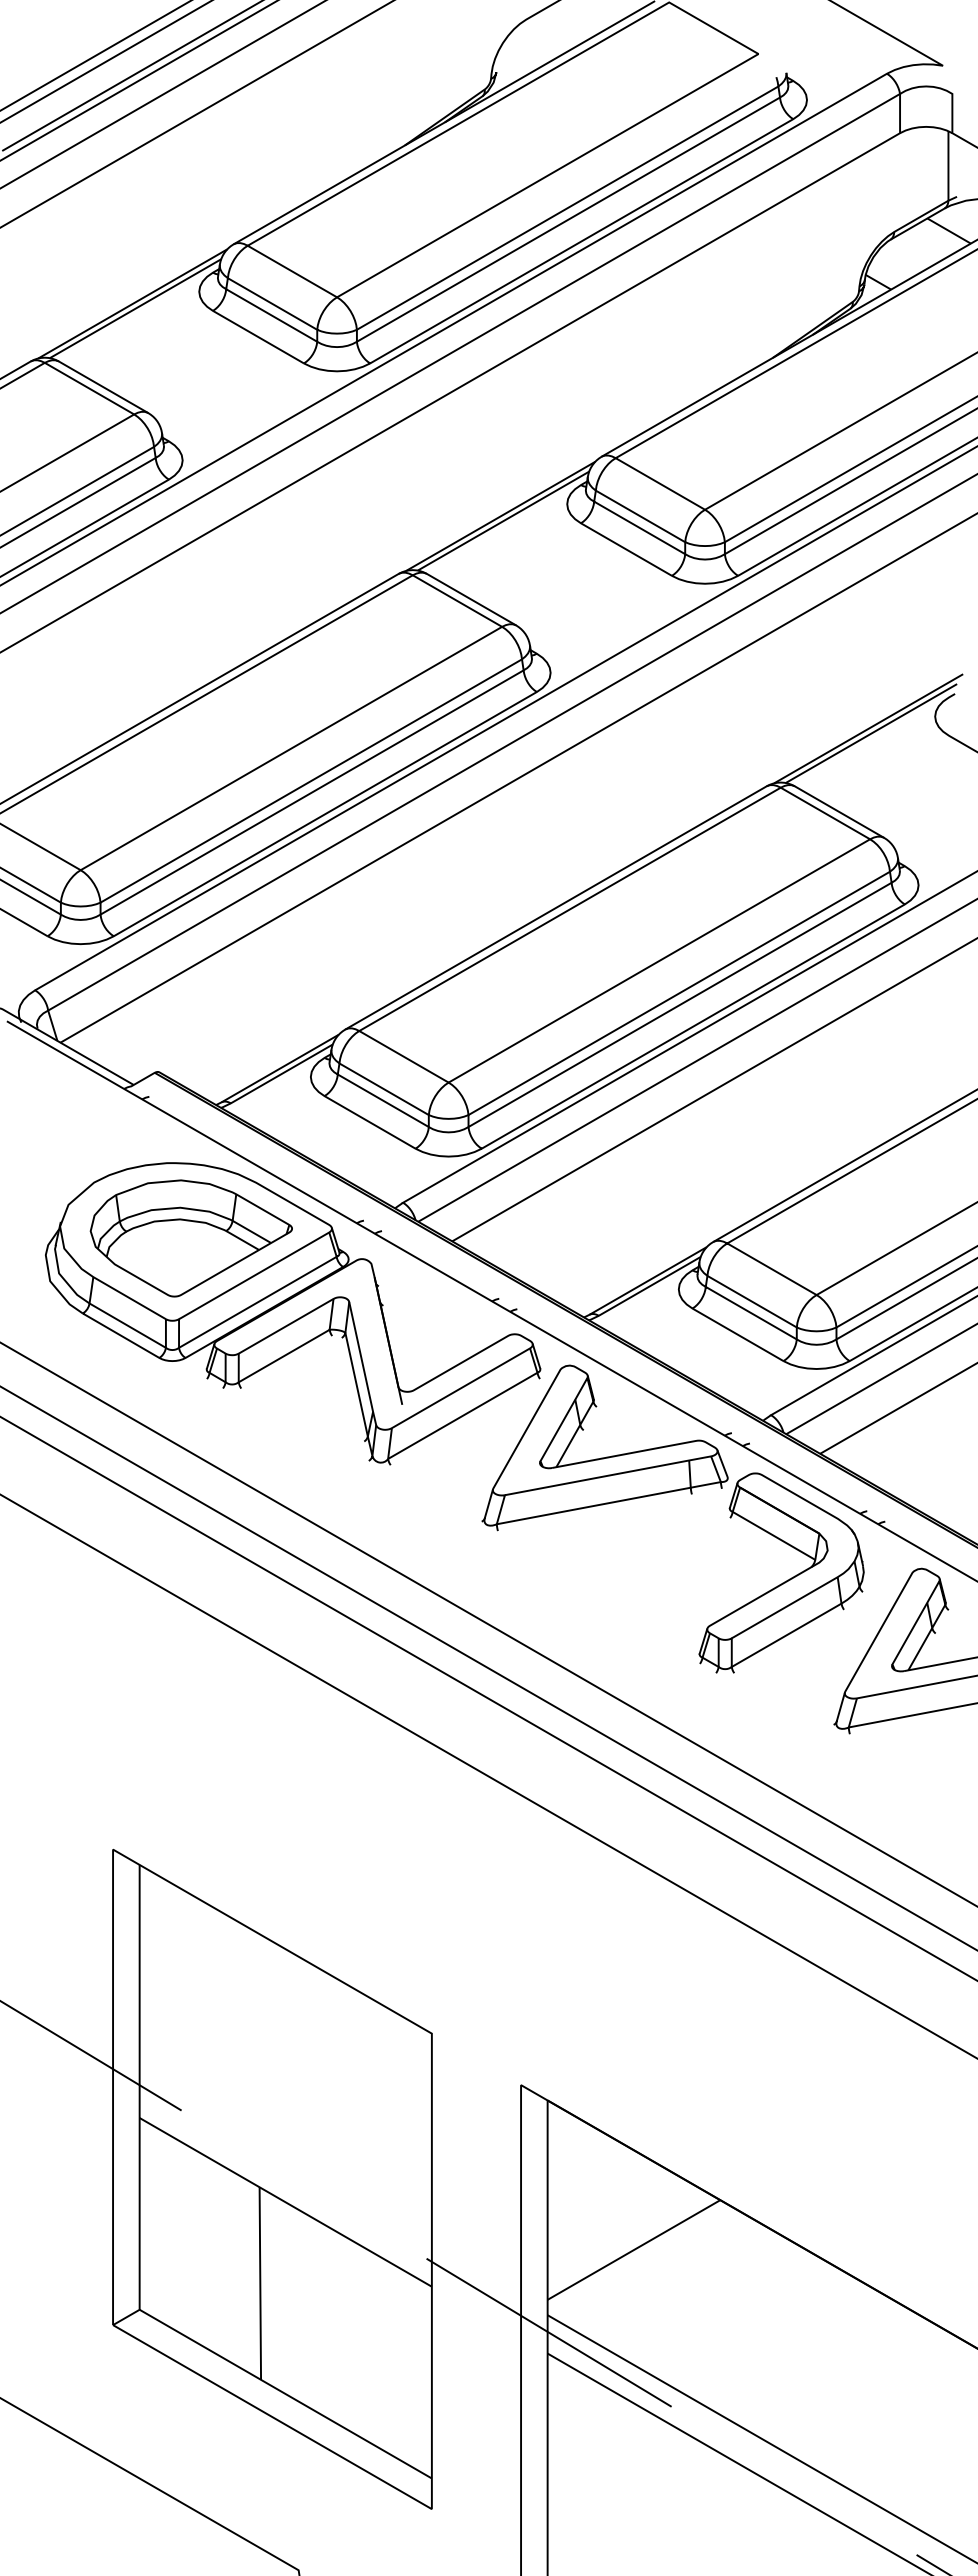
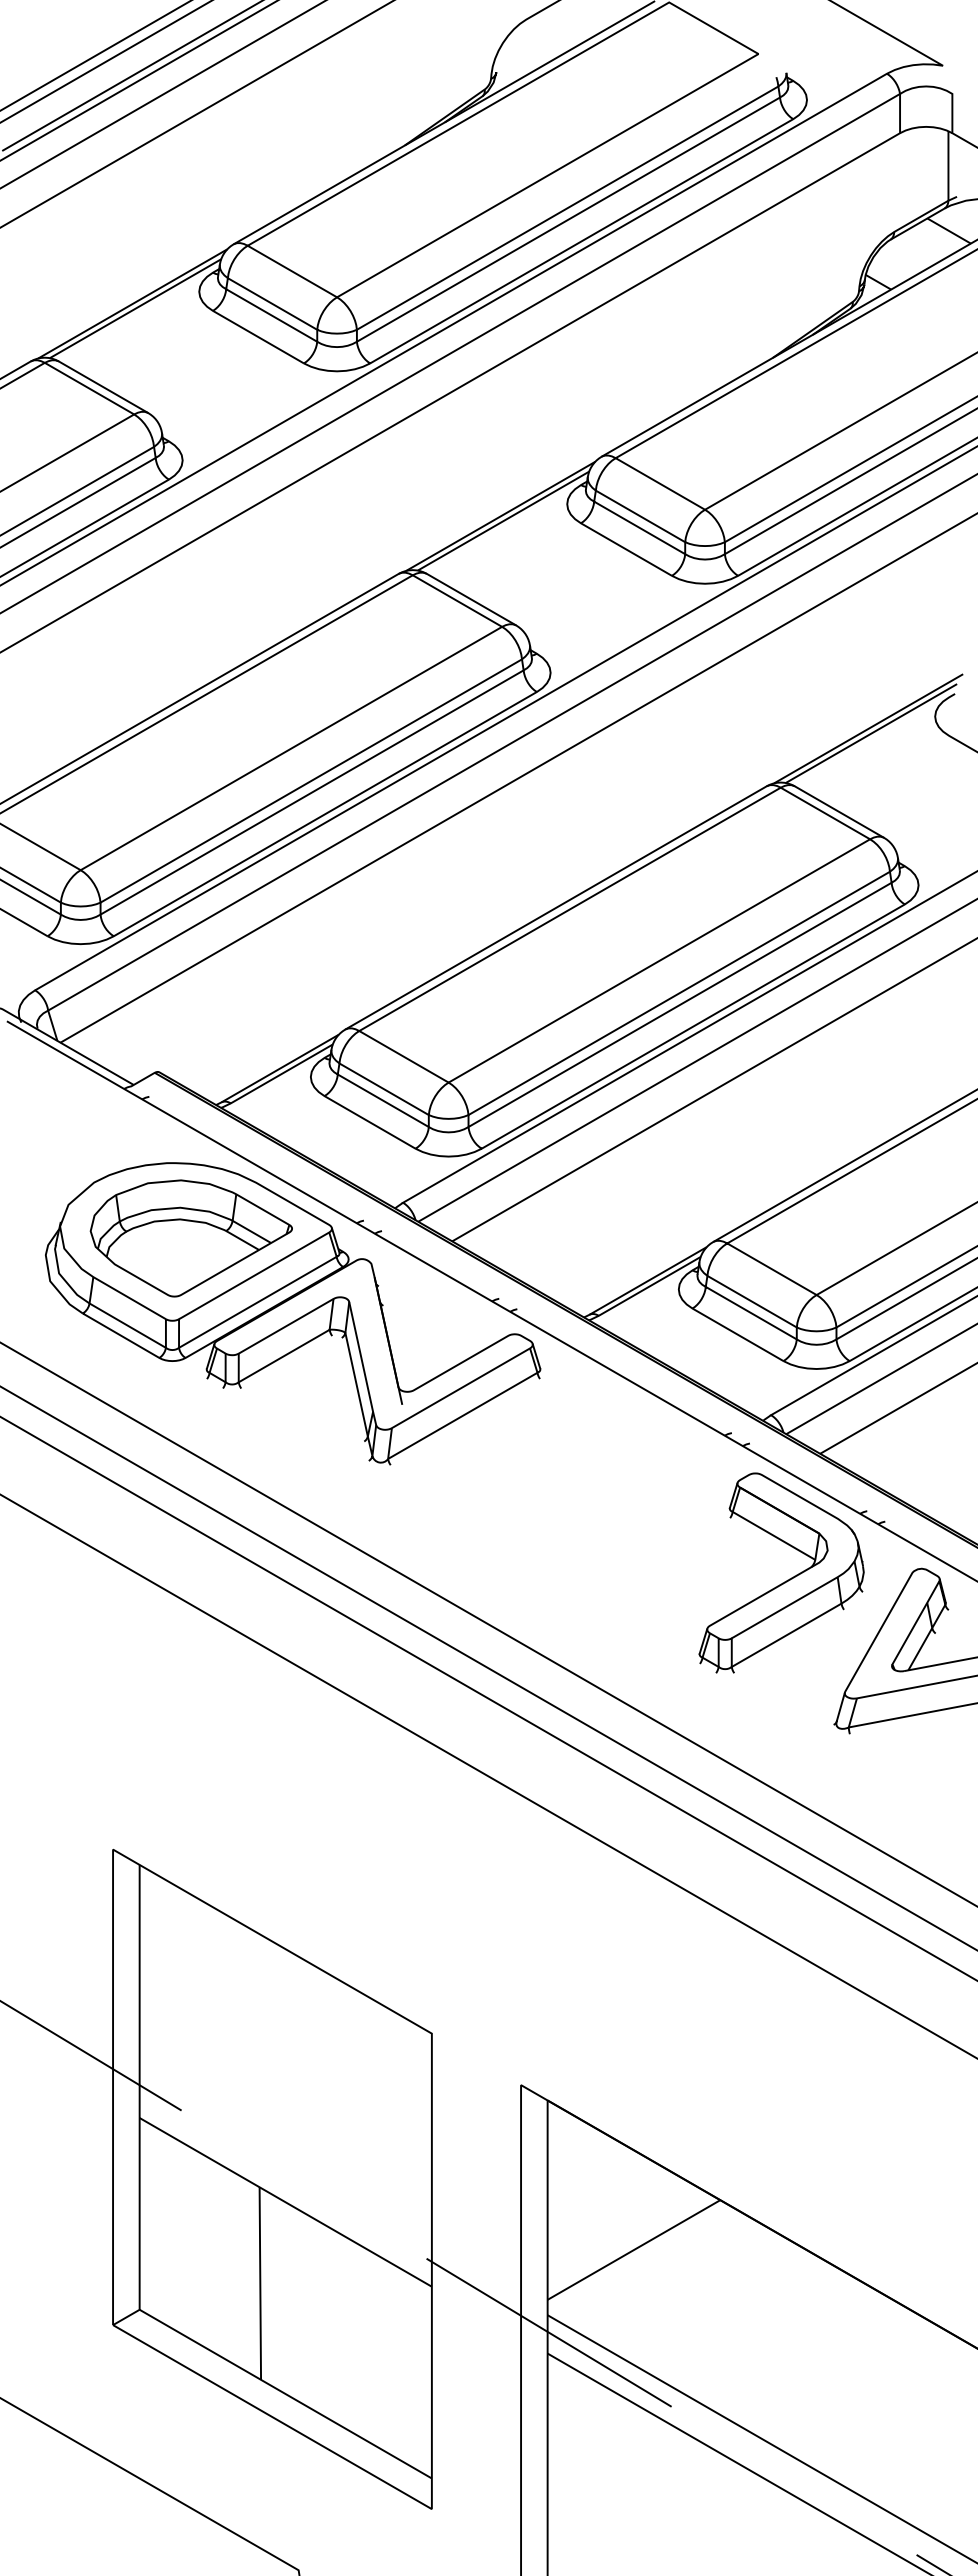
part: present -> none (606, 1456)
